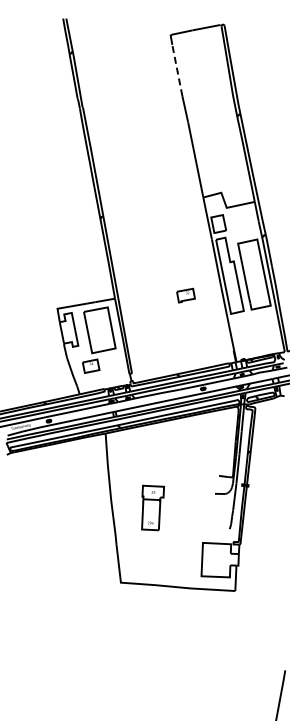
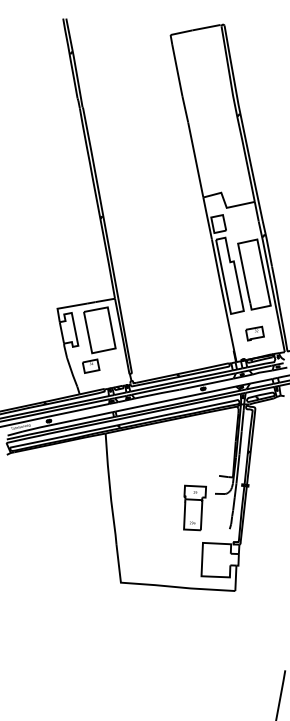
line: dashed -> solid (177, 70)
part position: (185, 295) -> (254, 333) (254, 333)
part position: (152, 507) -> (194, 507) (194, 507)
